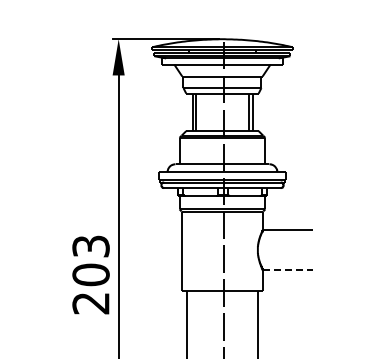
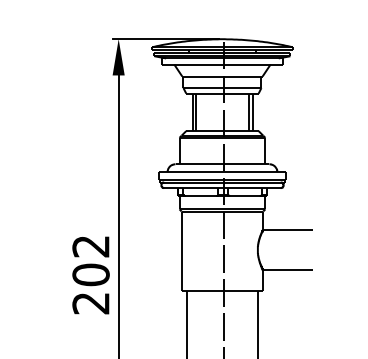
text: 203 -> 202 (90, 246)
line: dashed -> solid (288, 270)
